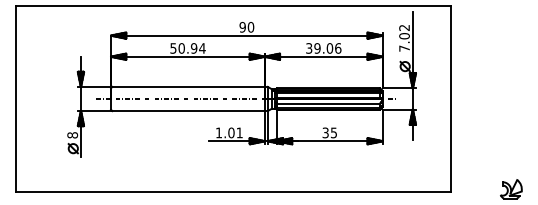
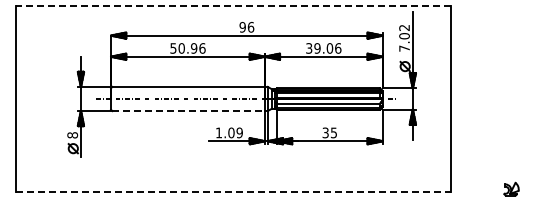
line: solid -> dashed (233, 6)
text: 90 -> 96 (251, 27)
text: 50.94 -> 50.96 (202, 48)
line: solid -> dashed (189, 111)
text: 1.01 -> 1.09 (239, 132)
part size: 23x21 px -> 17x16 px (511, 188)
line: solid -> dashed (234, 191)
